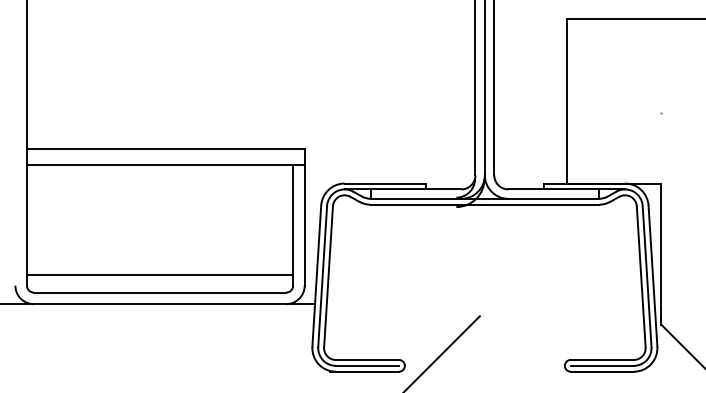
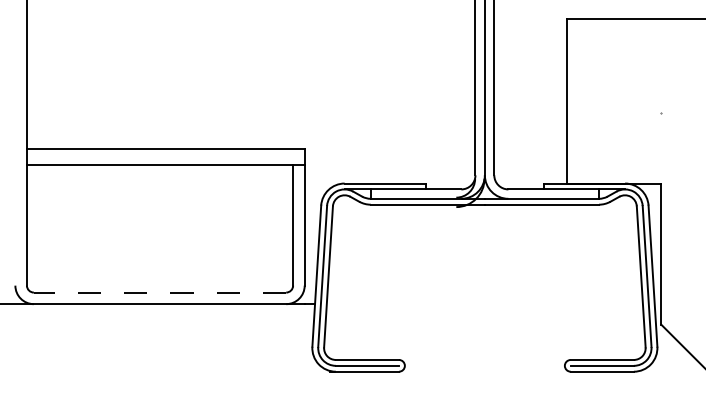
line: present -> none (159, 275)
line: solid -> dashed (159, 292)
line: present -> none (442, 352)
